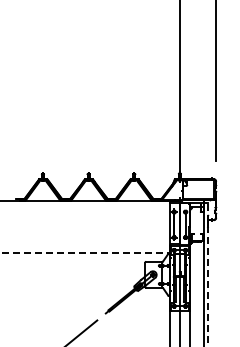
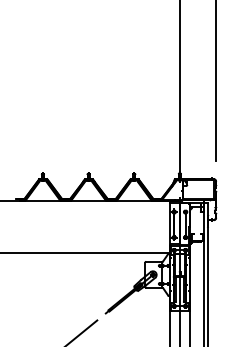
line: dashed -> solid (85, 253)
line: dashed -> solid (208, 274)
